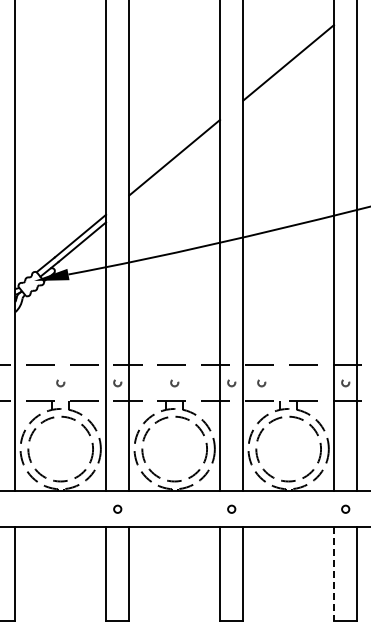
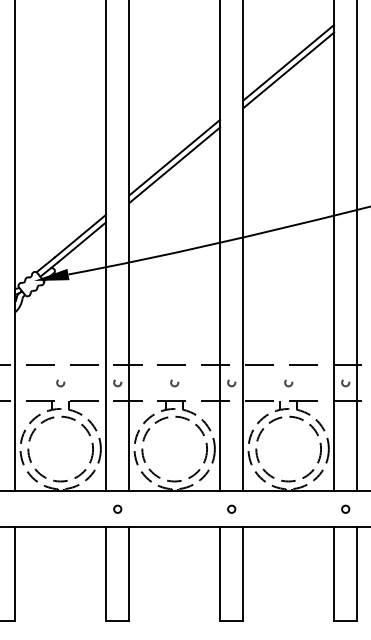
line: none -> present (288, 70)
line: none -> present (174, 164)
circle position: (261, 383) -> (288, 383) (288, 383)
line: dashed -> solid (334, 574)
